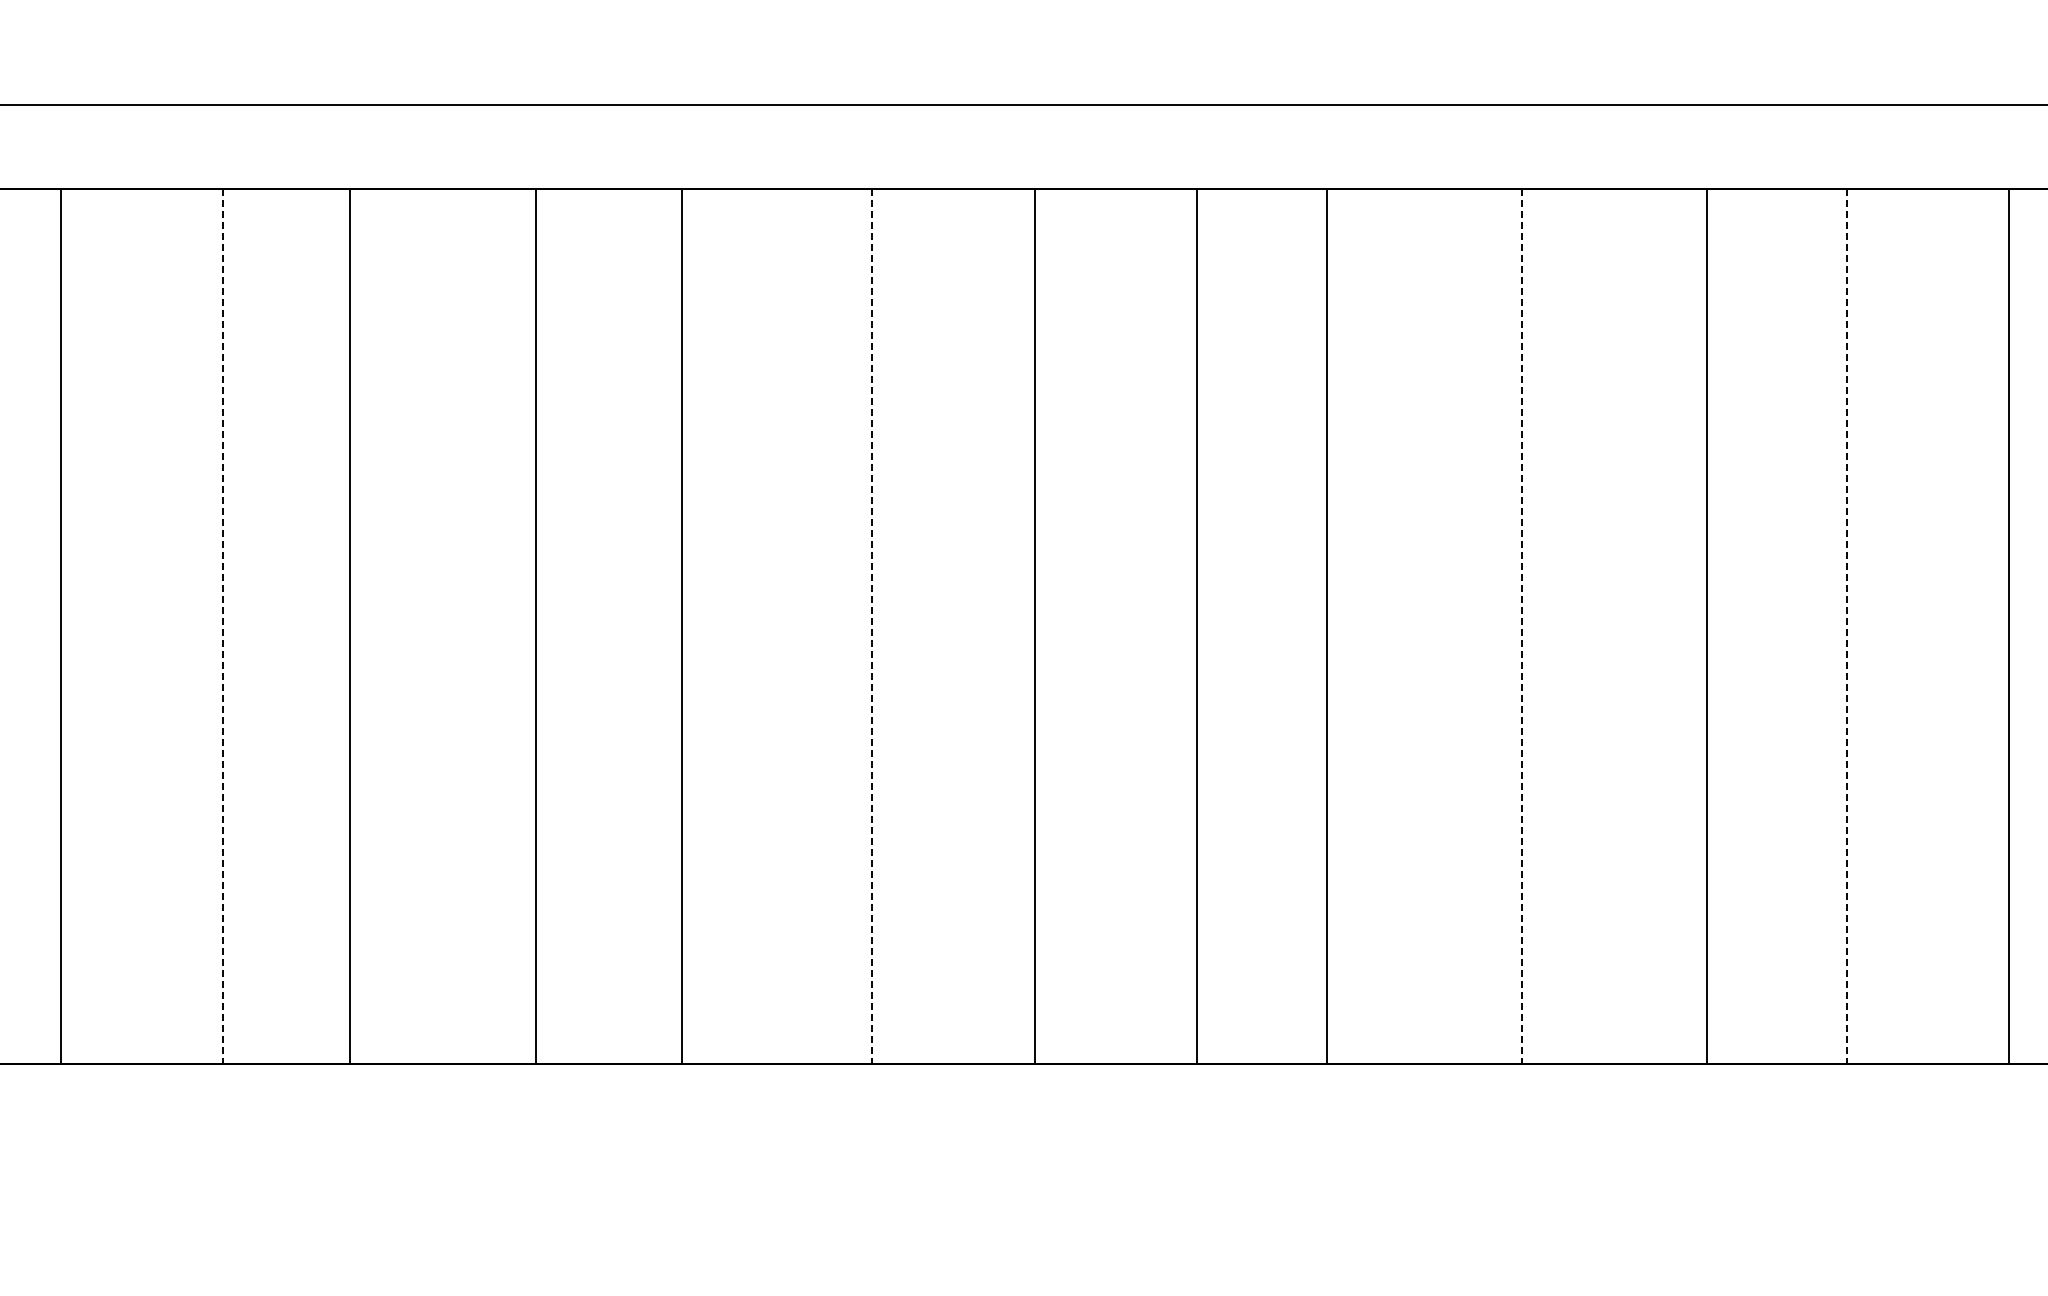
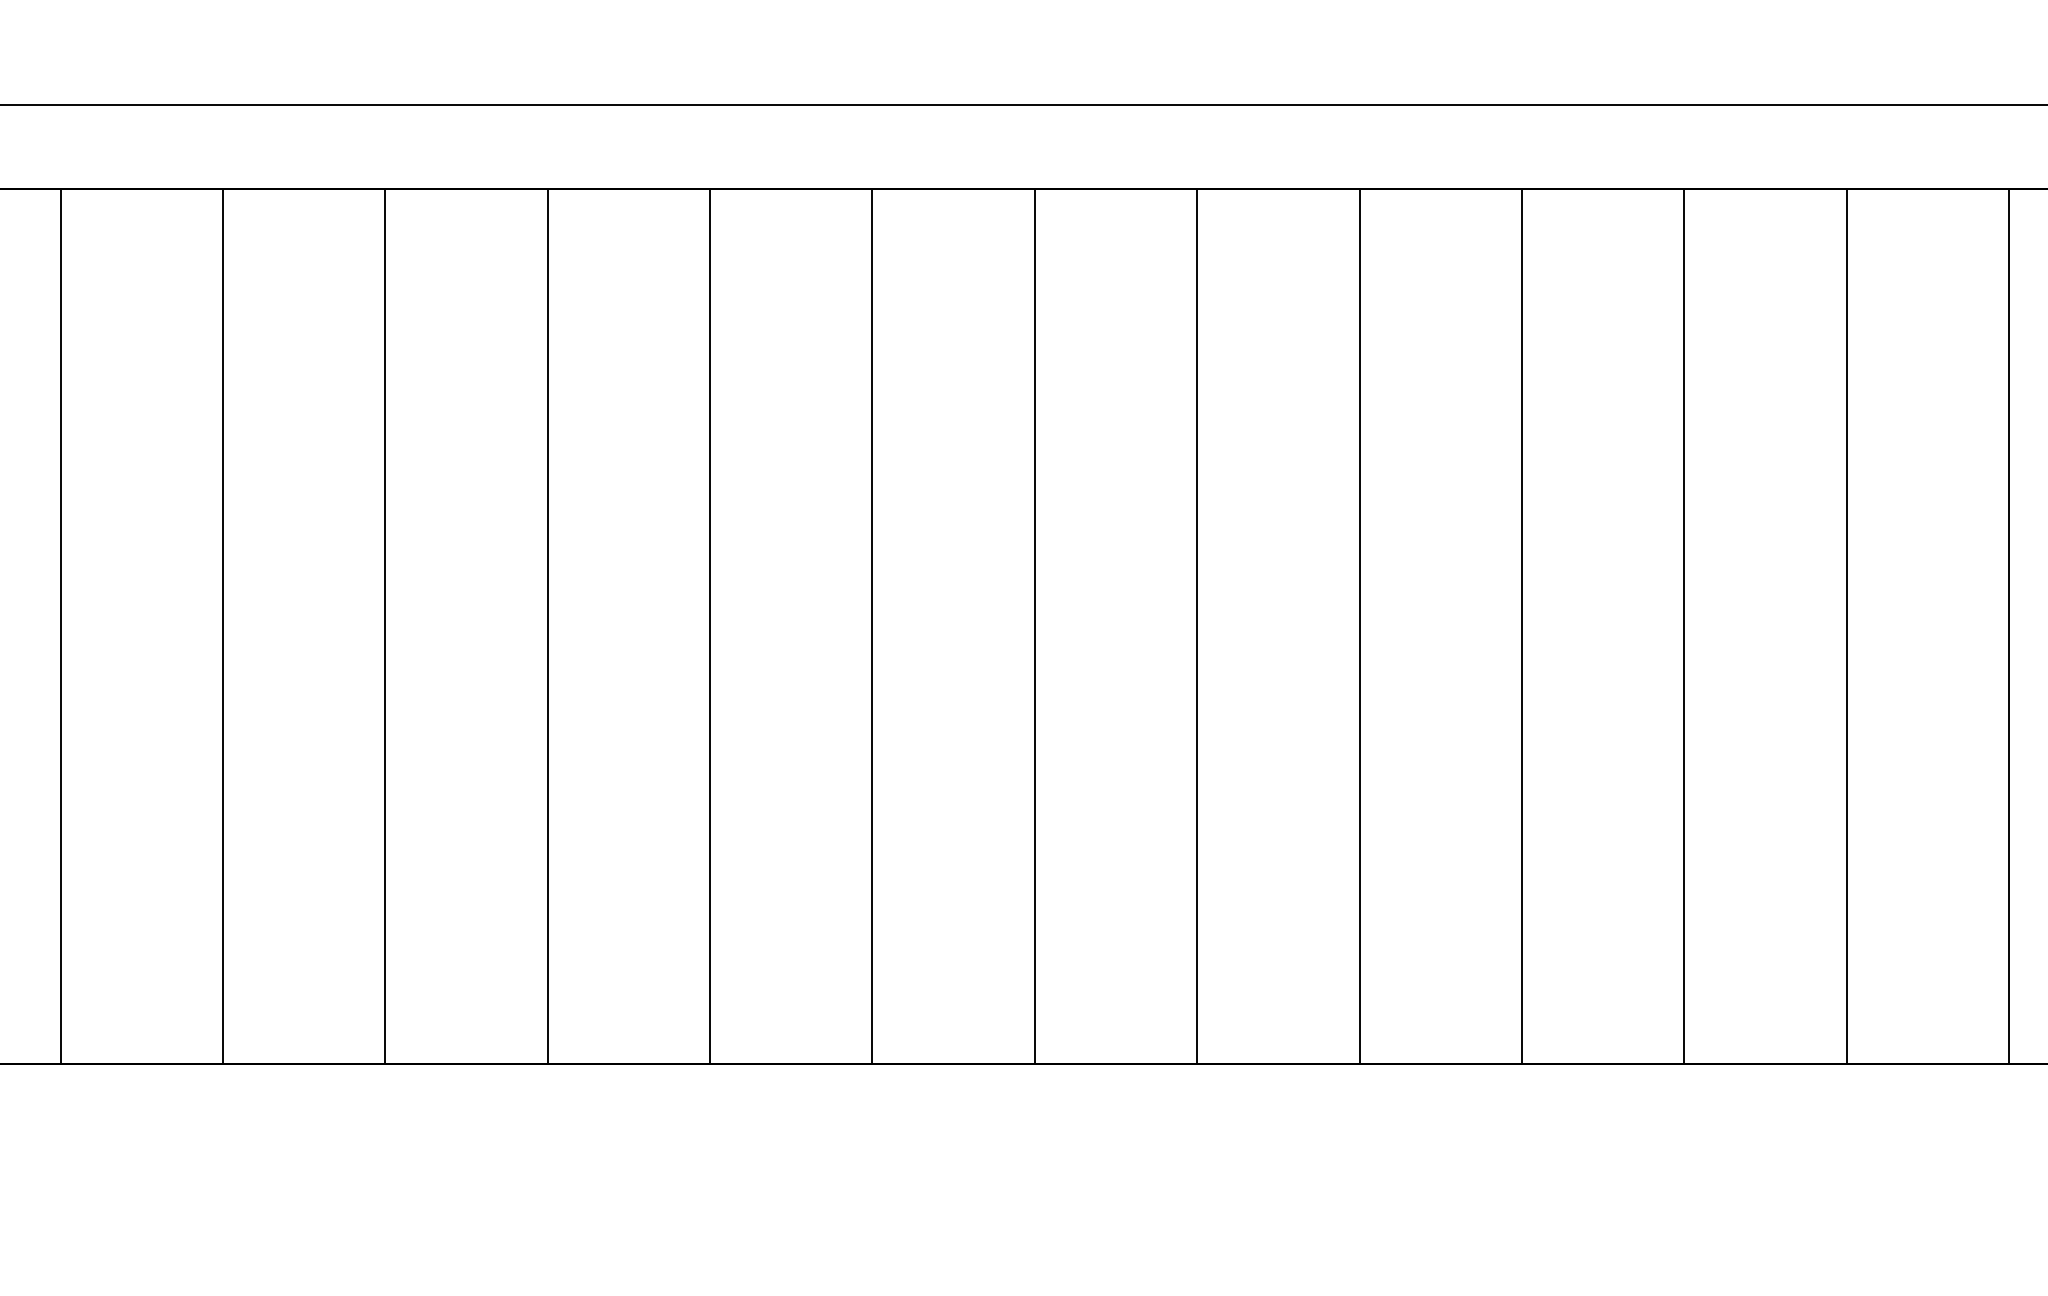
line: dashed -> solid (222, 626)
line position: (350, 626) -> (385, 626) (385, 626)
line position: (535, 626) -> (547, 626) (547, 626)
line position: (682, 626) -> (710, 626) (710, 626)
line: dashed -> solid (872, 626)
line position: (1326, 626) -> (1359, 626) (1359, 626)
line: dashed -> solid (1521, 626)
line position: (1707, 626) -> (1684, 626) (1684, 626)
line: dashed -> solid (1846, 626)
